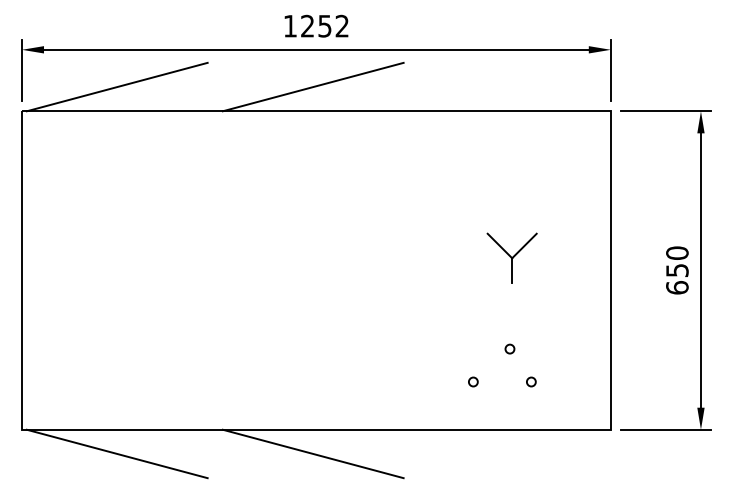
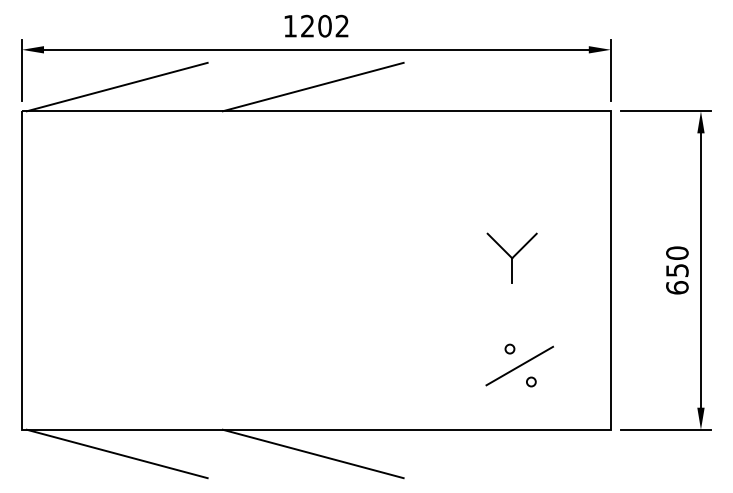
text: 1252 -> 1202 (324, 25)
line: none -> present (519, 365)
circle: present -> none (473, 381)
